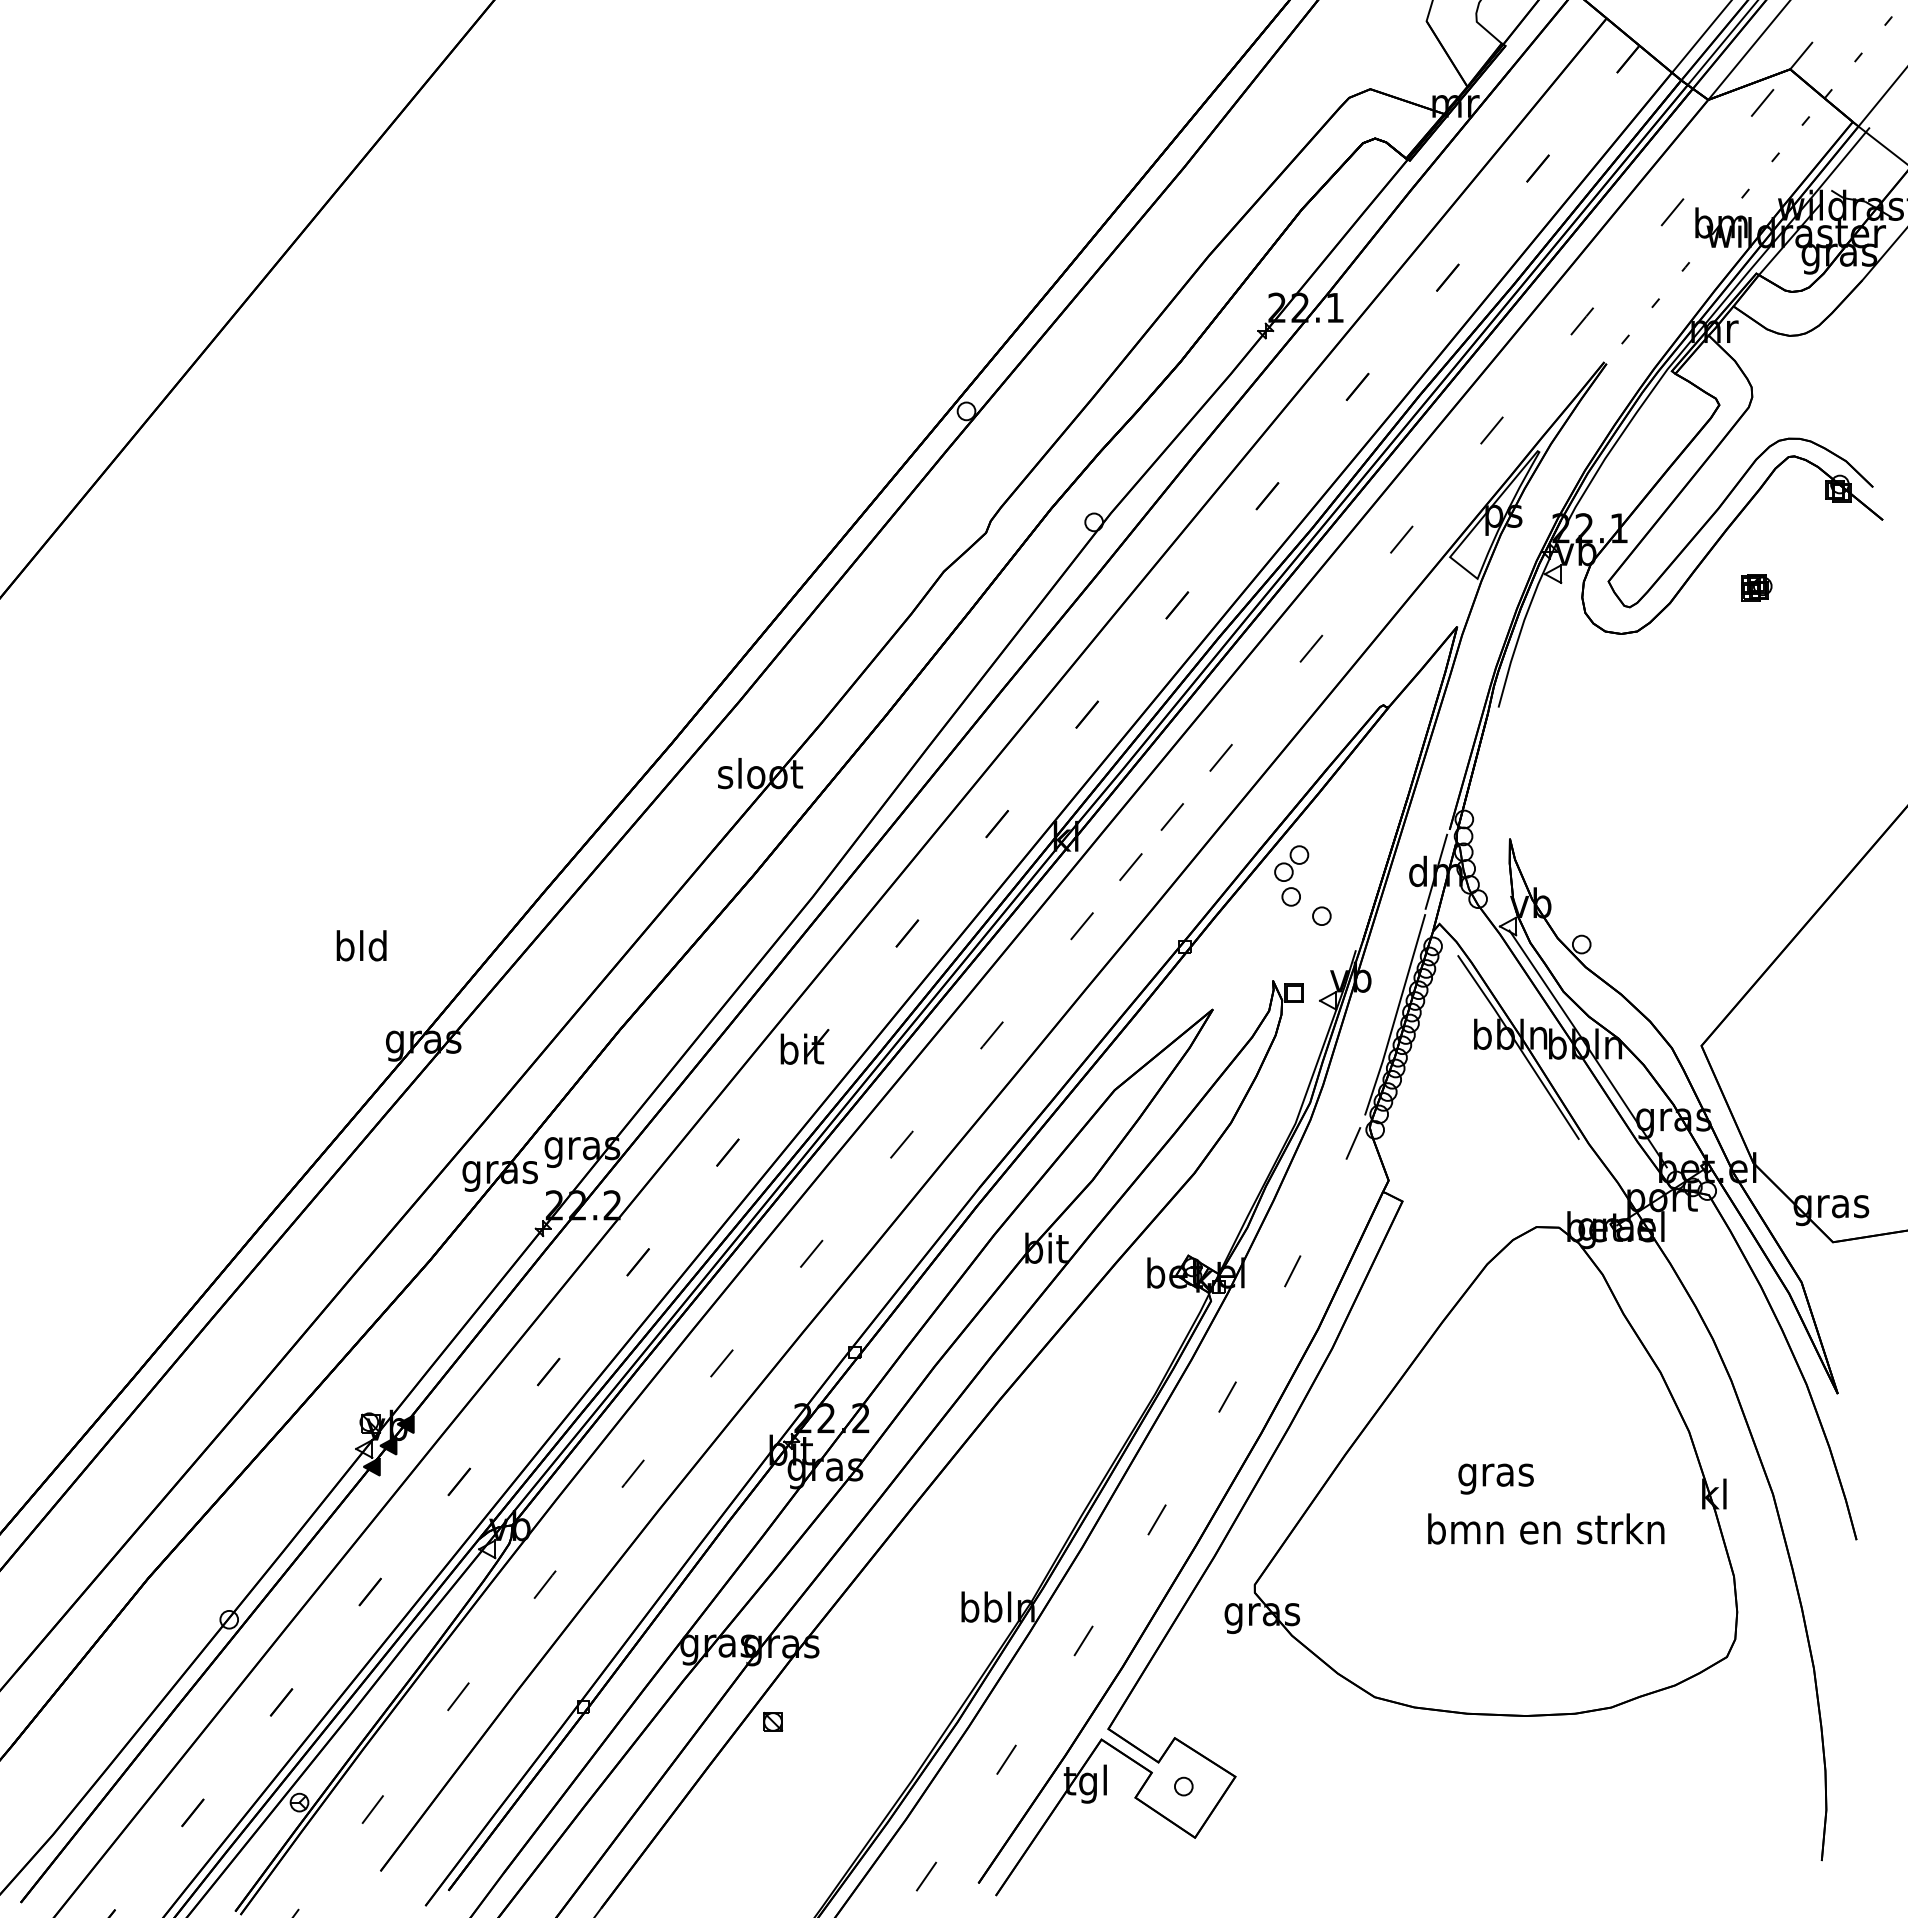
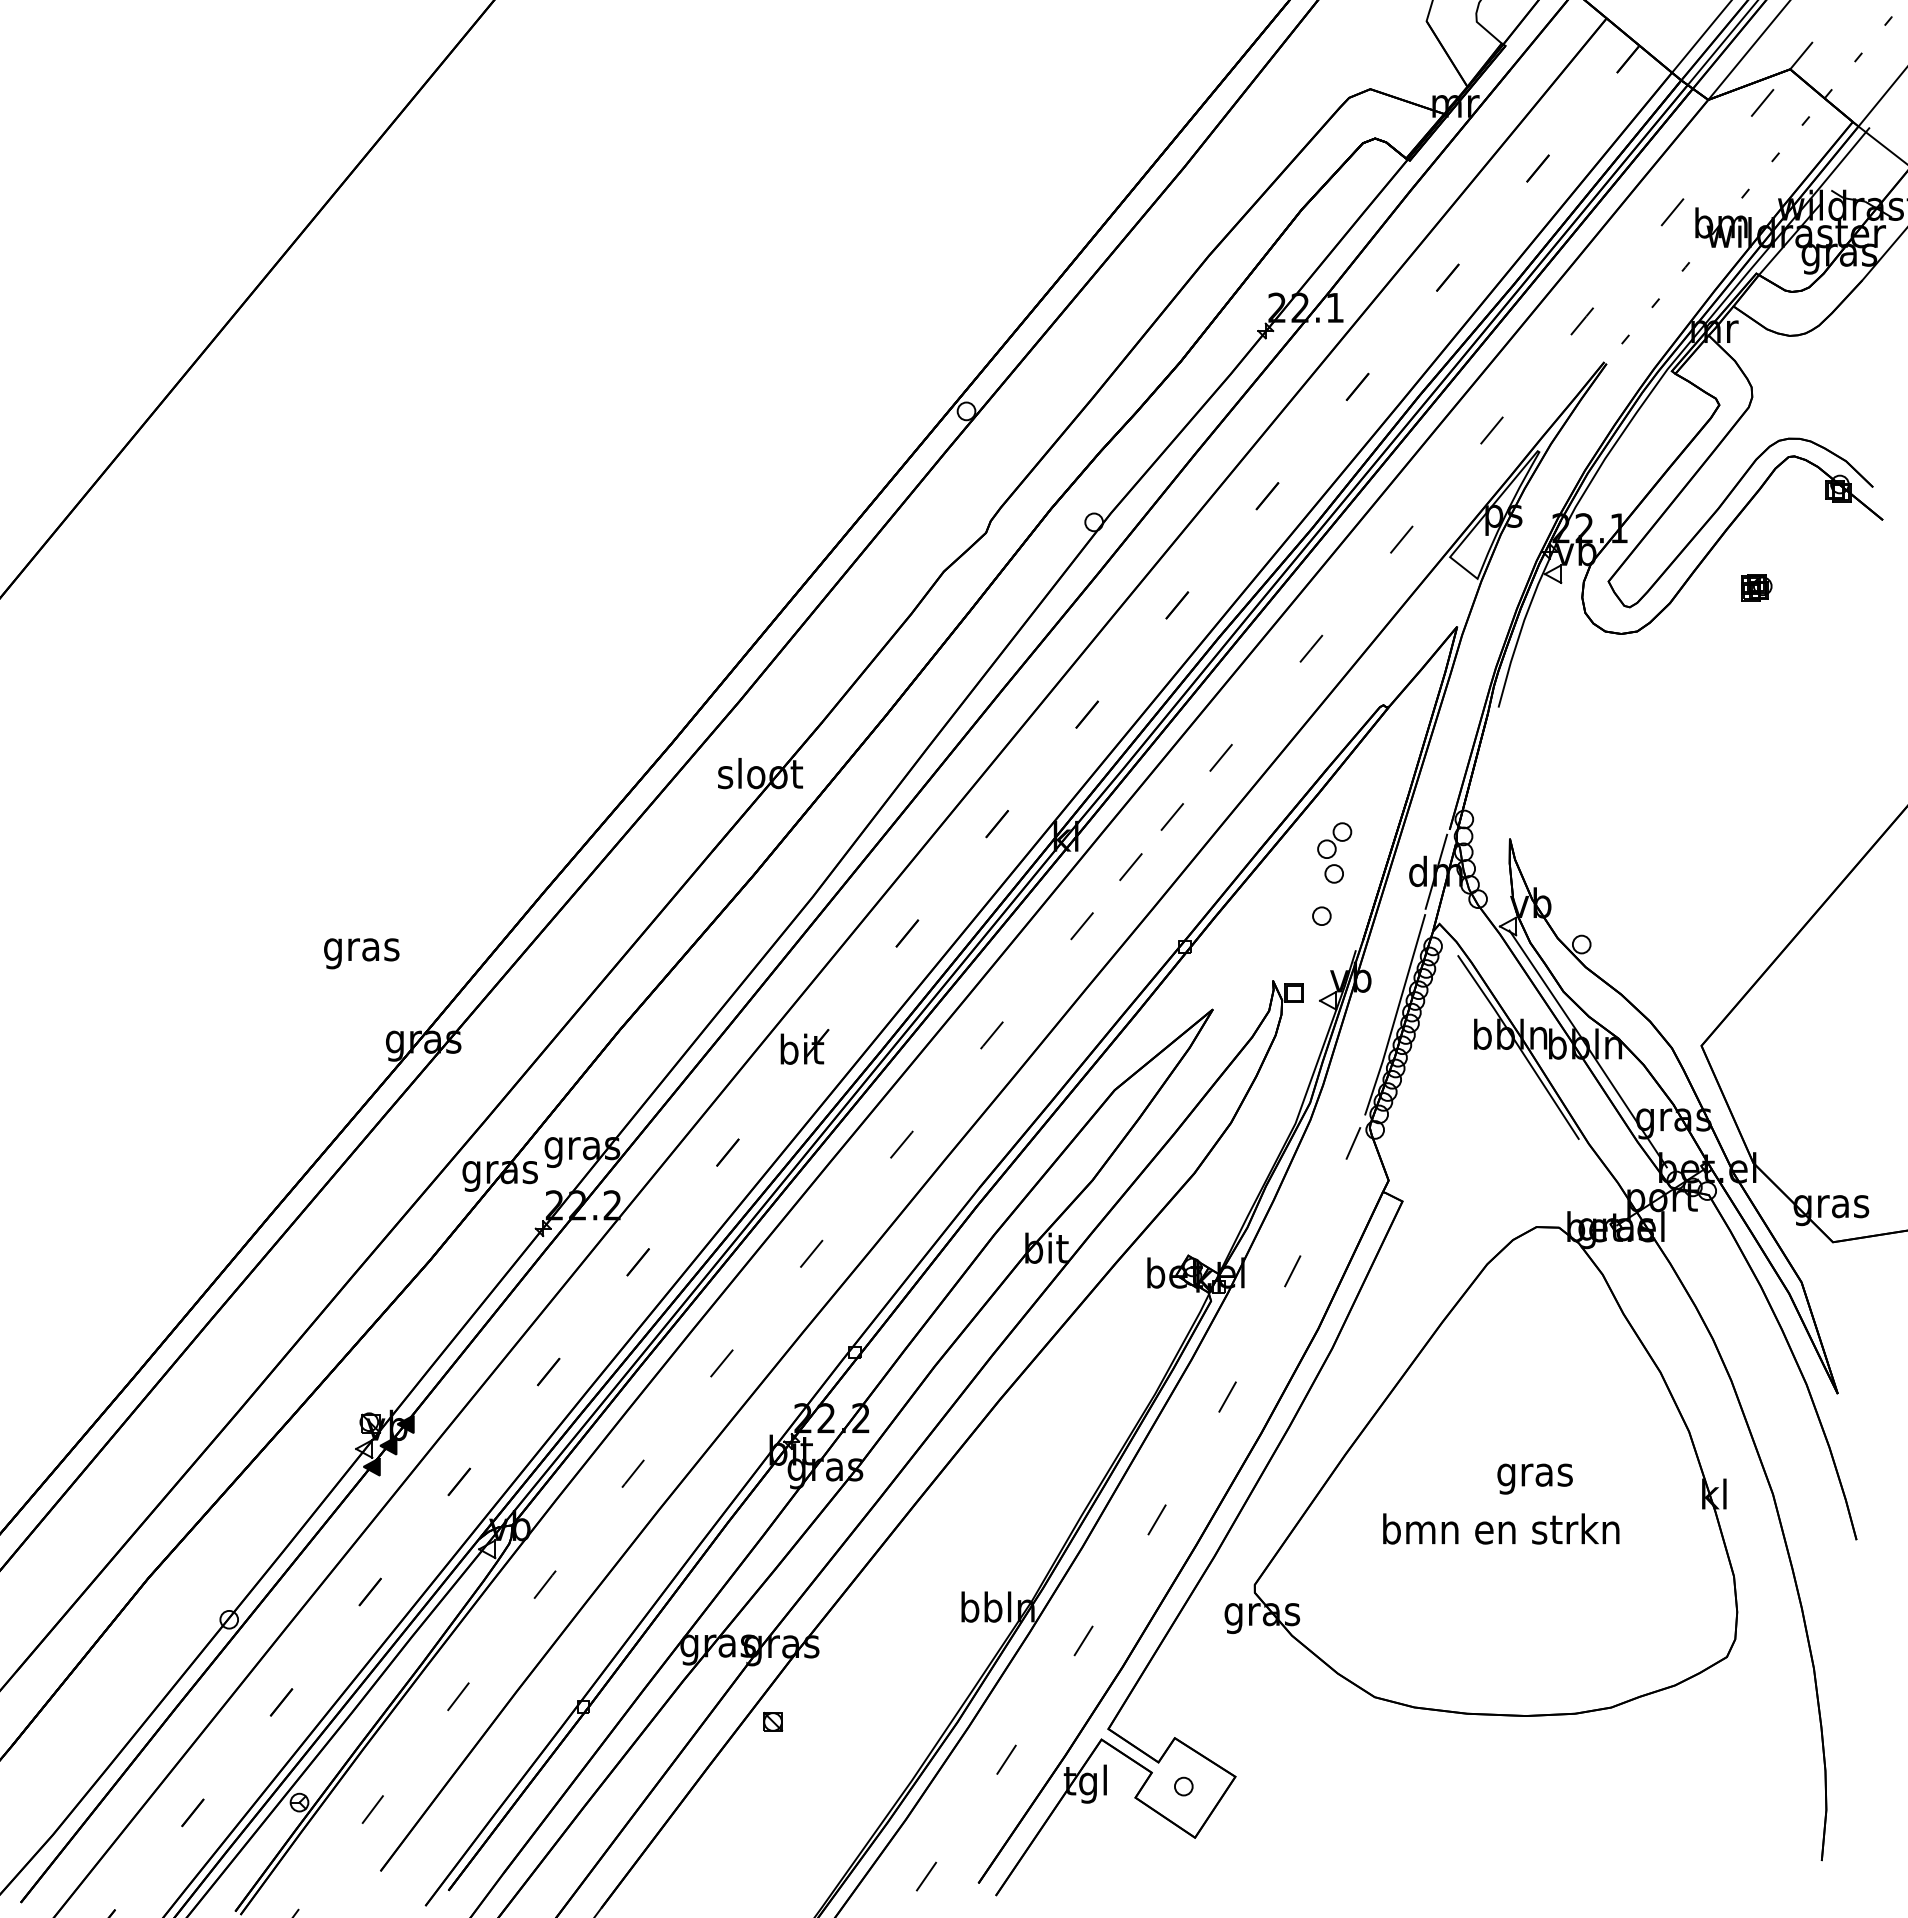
part position: (1291, 875) -> (1334, 852) (1334, 852)
text: bld -> gras (361, 949)
text position: (1495, 1478) -> (1534, 1478) (1534, 1478)
text position: (1546, 1528) -> (1501, 1528) (1501, 1528)
